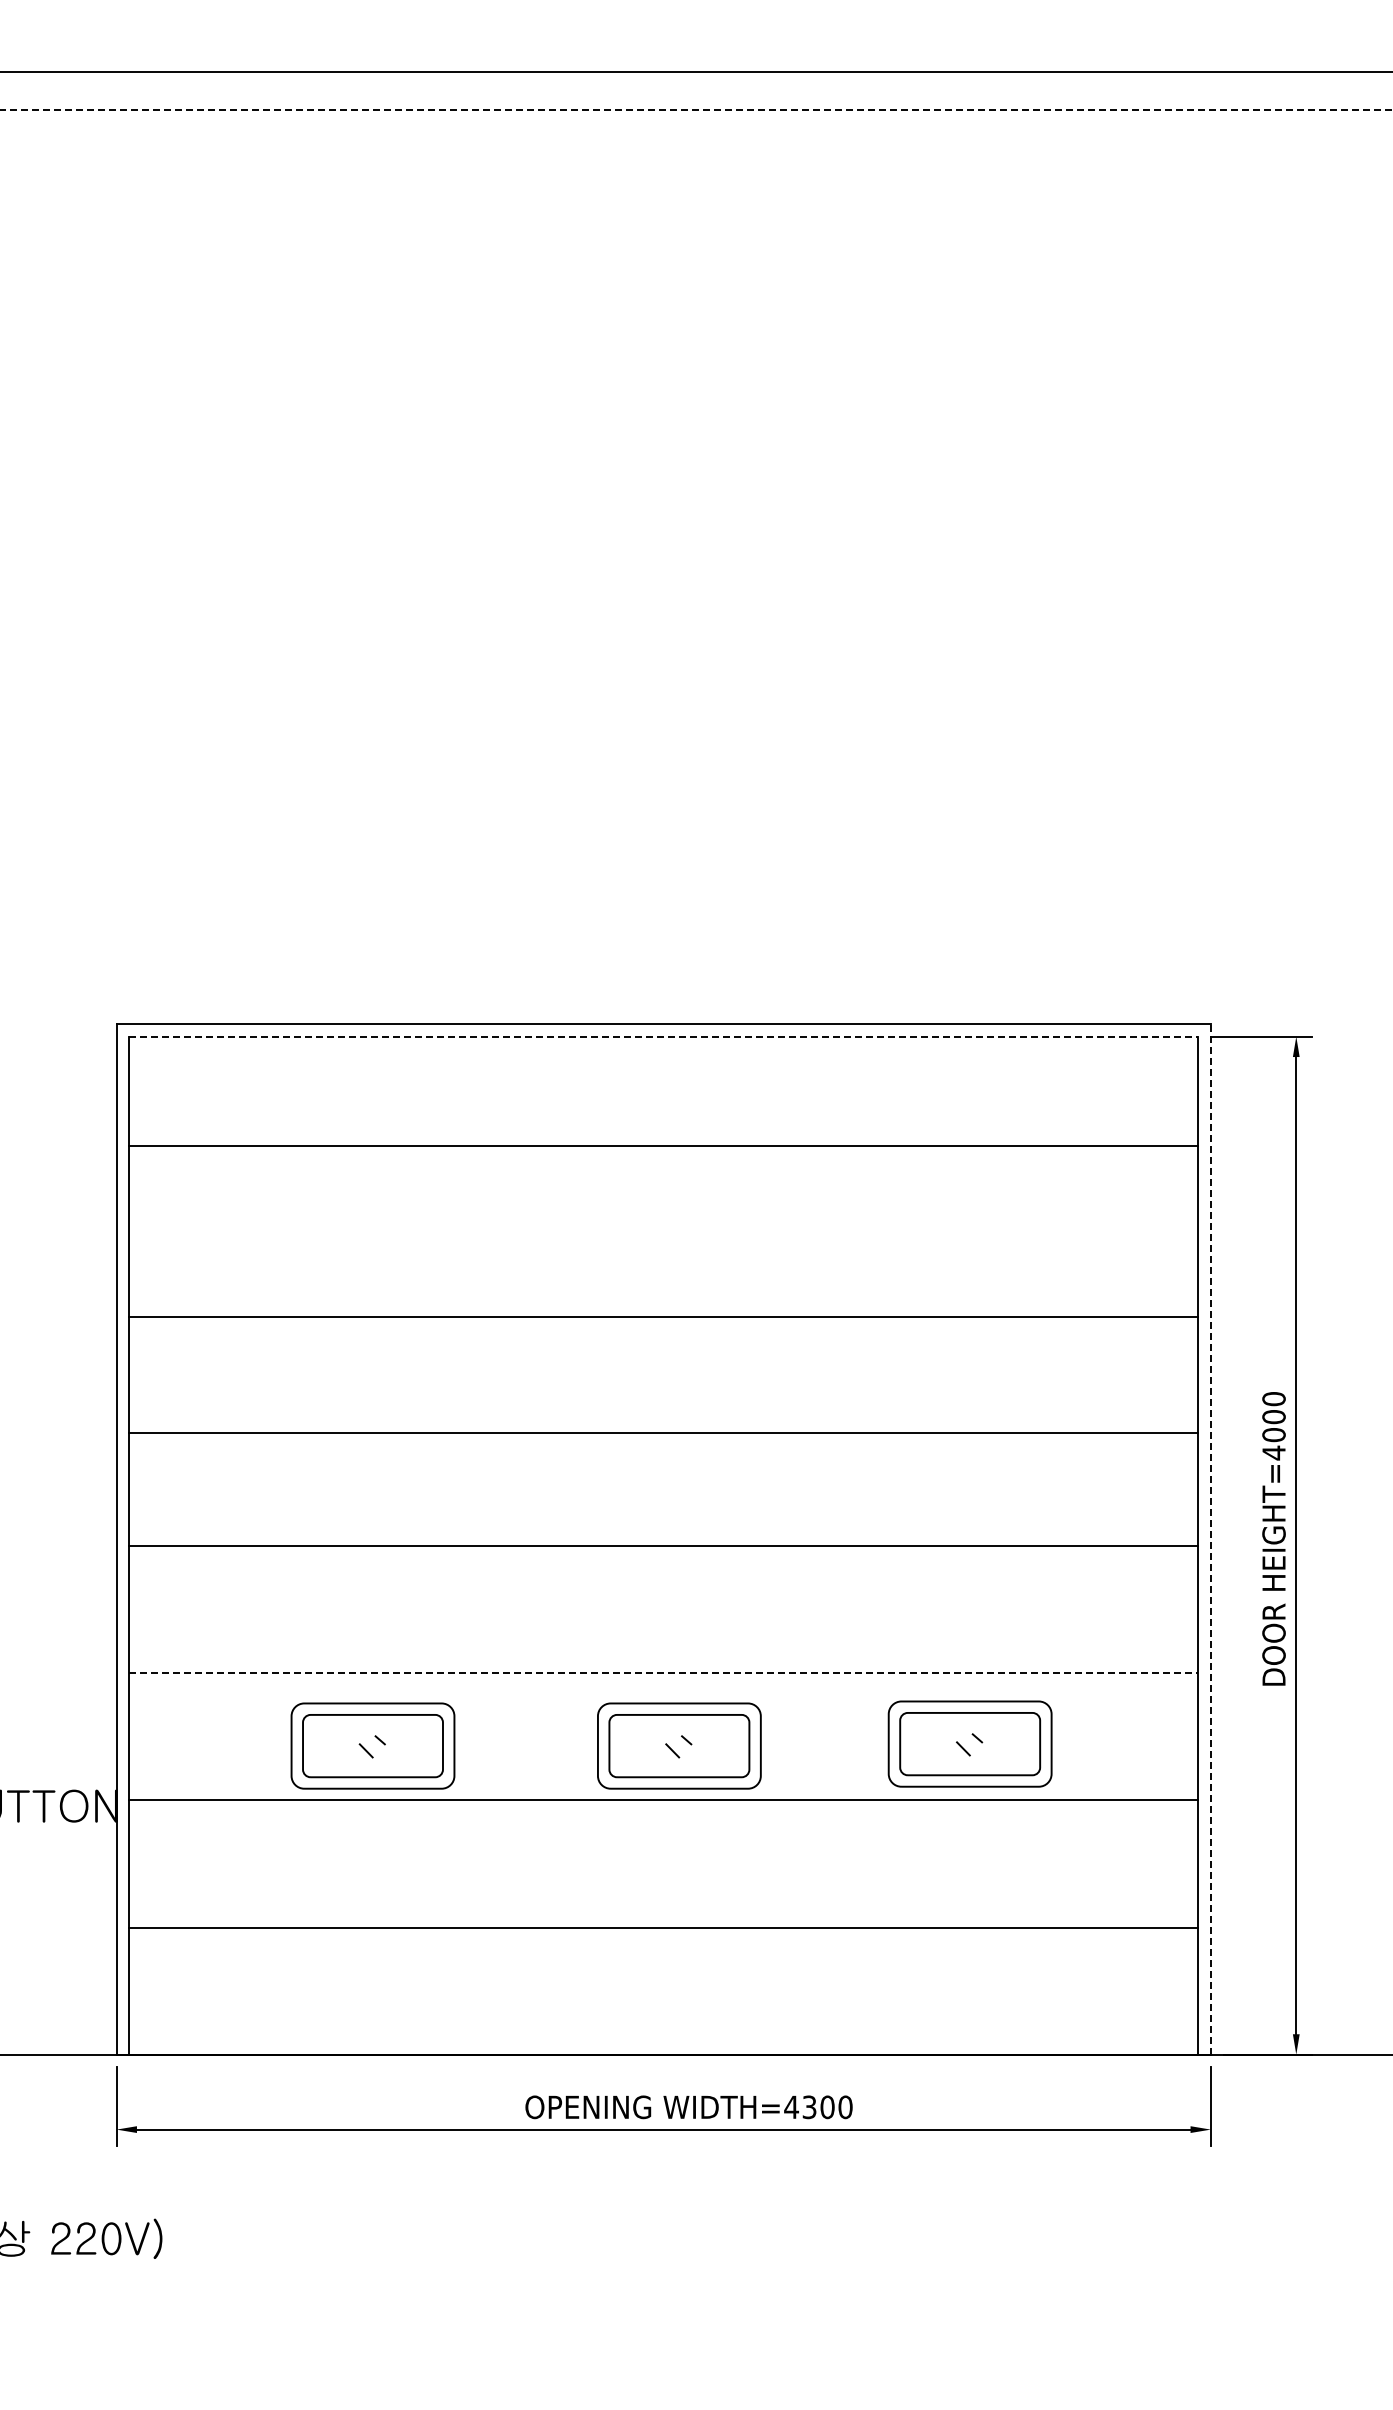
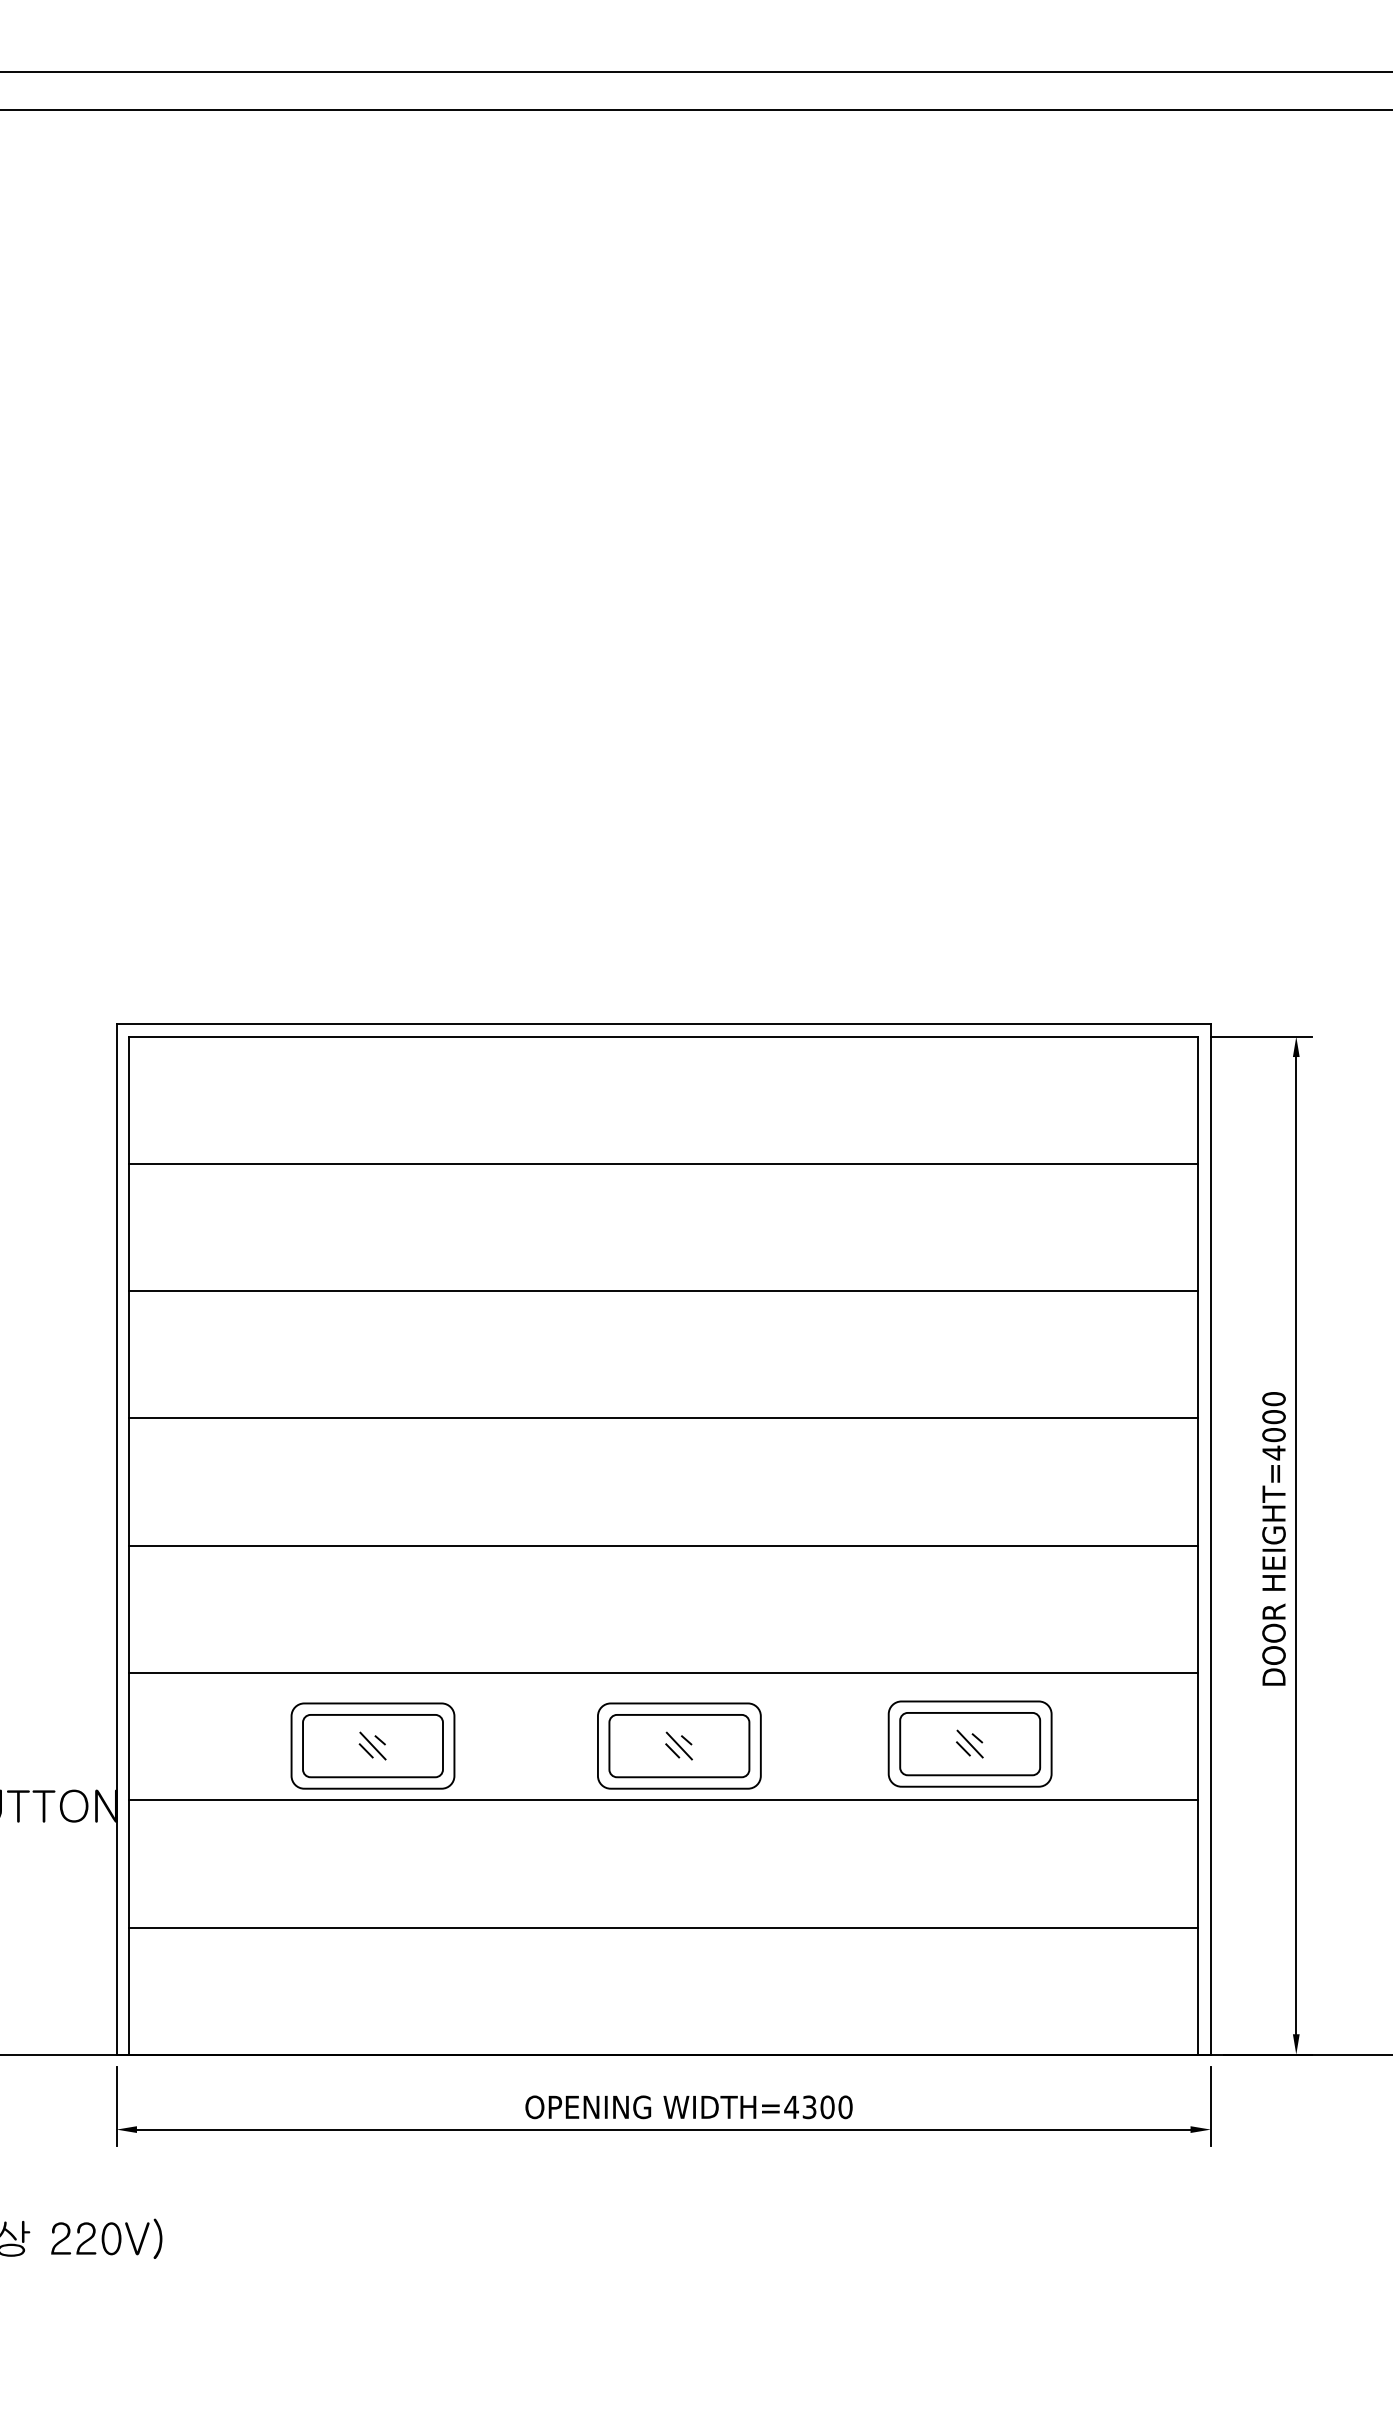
line: dashed -> solid (696, 110)
line: dashed -> solid (664, 1036)
line position: (663, 1145) -> (663, 1163) (663, 1163)
line position: (663, 1317) -> (663, 1291) (663, 1291)
line position: (663, 1433) -> (663, 1418) (663, 1418)
line: dashed -> solid (1210, 1538)
line: dashed -> solid (664, 1672)
line: none -> present (969, 1743)
line: none -> present (372, 1745)
line: none -> present (678, 1745)
